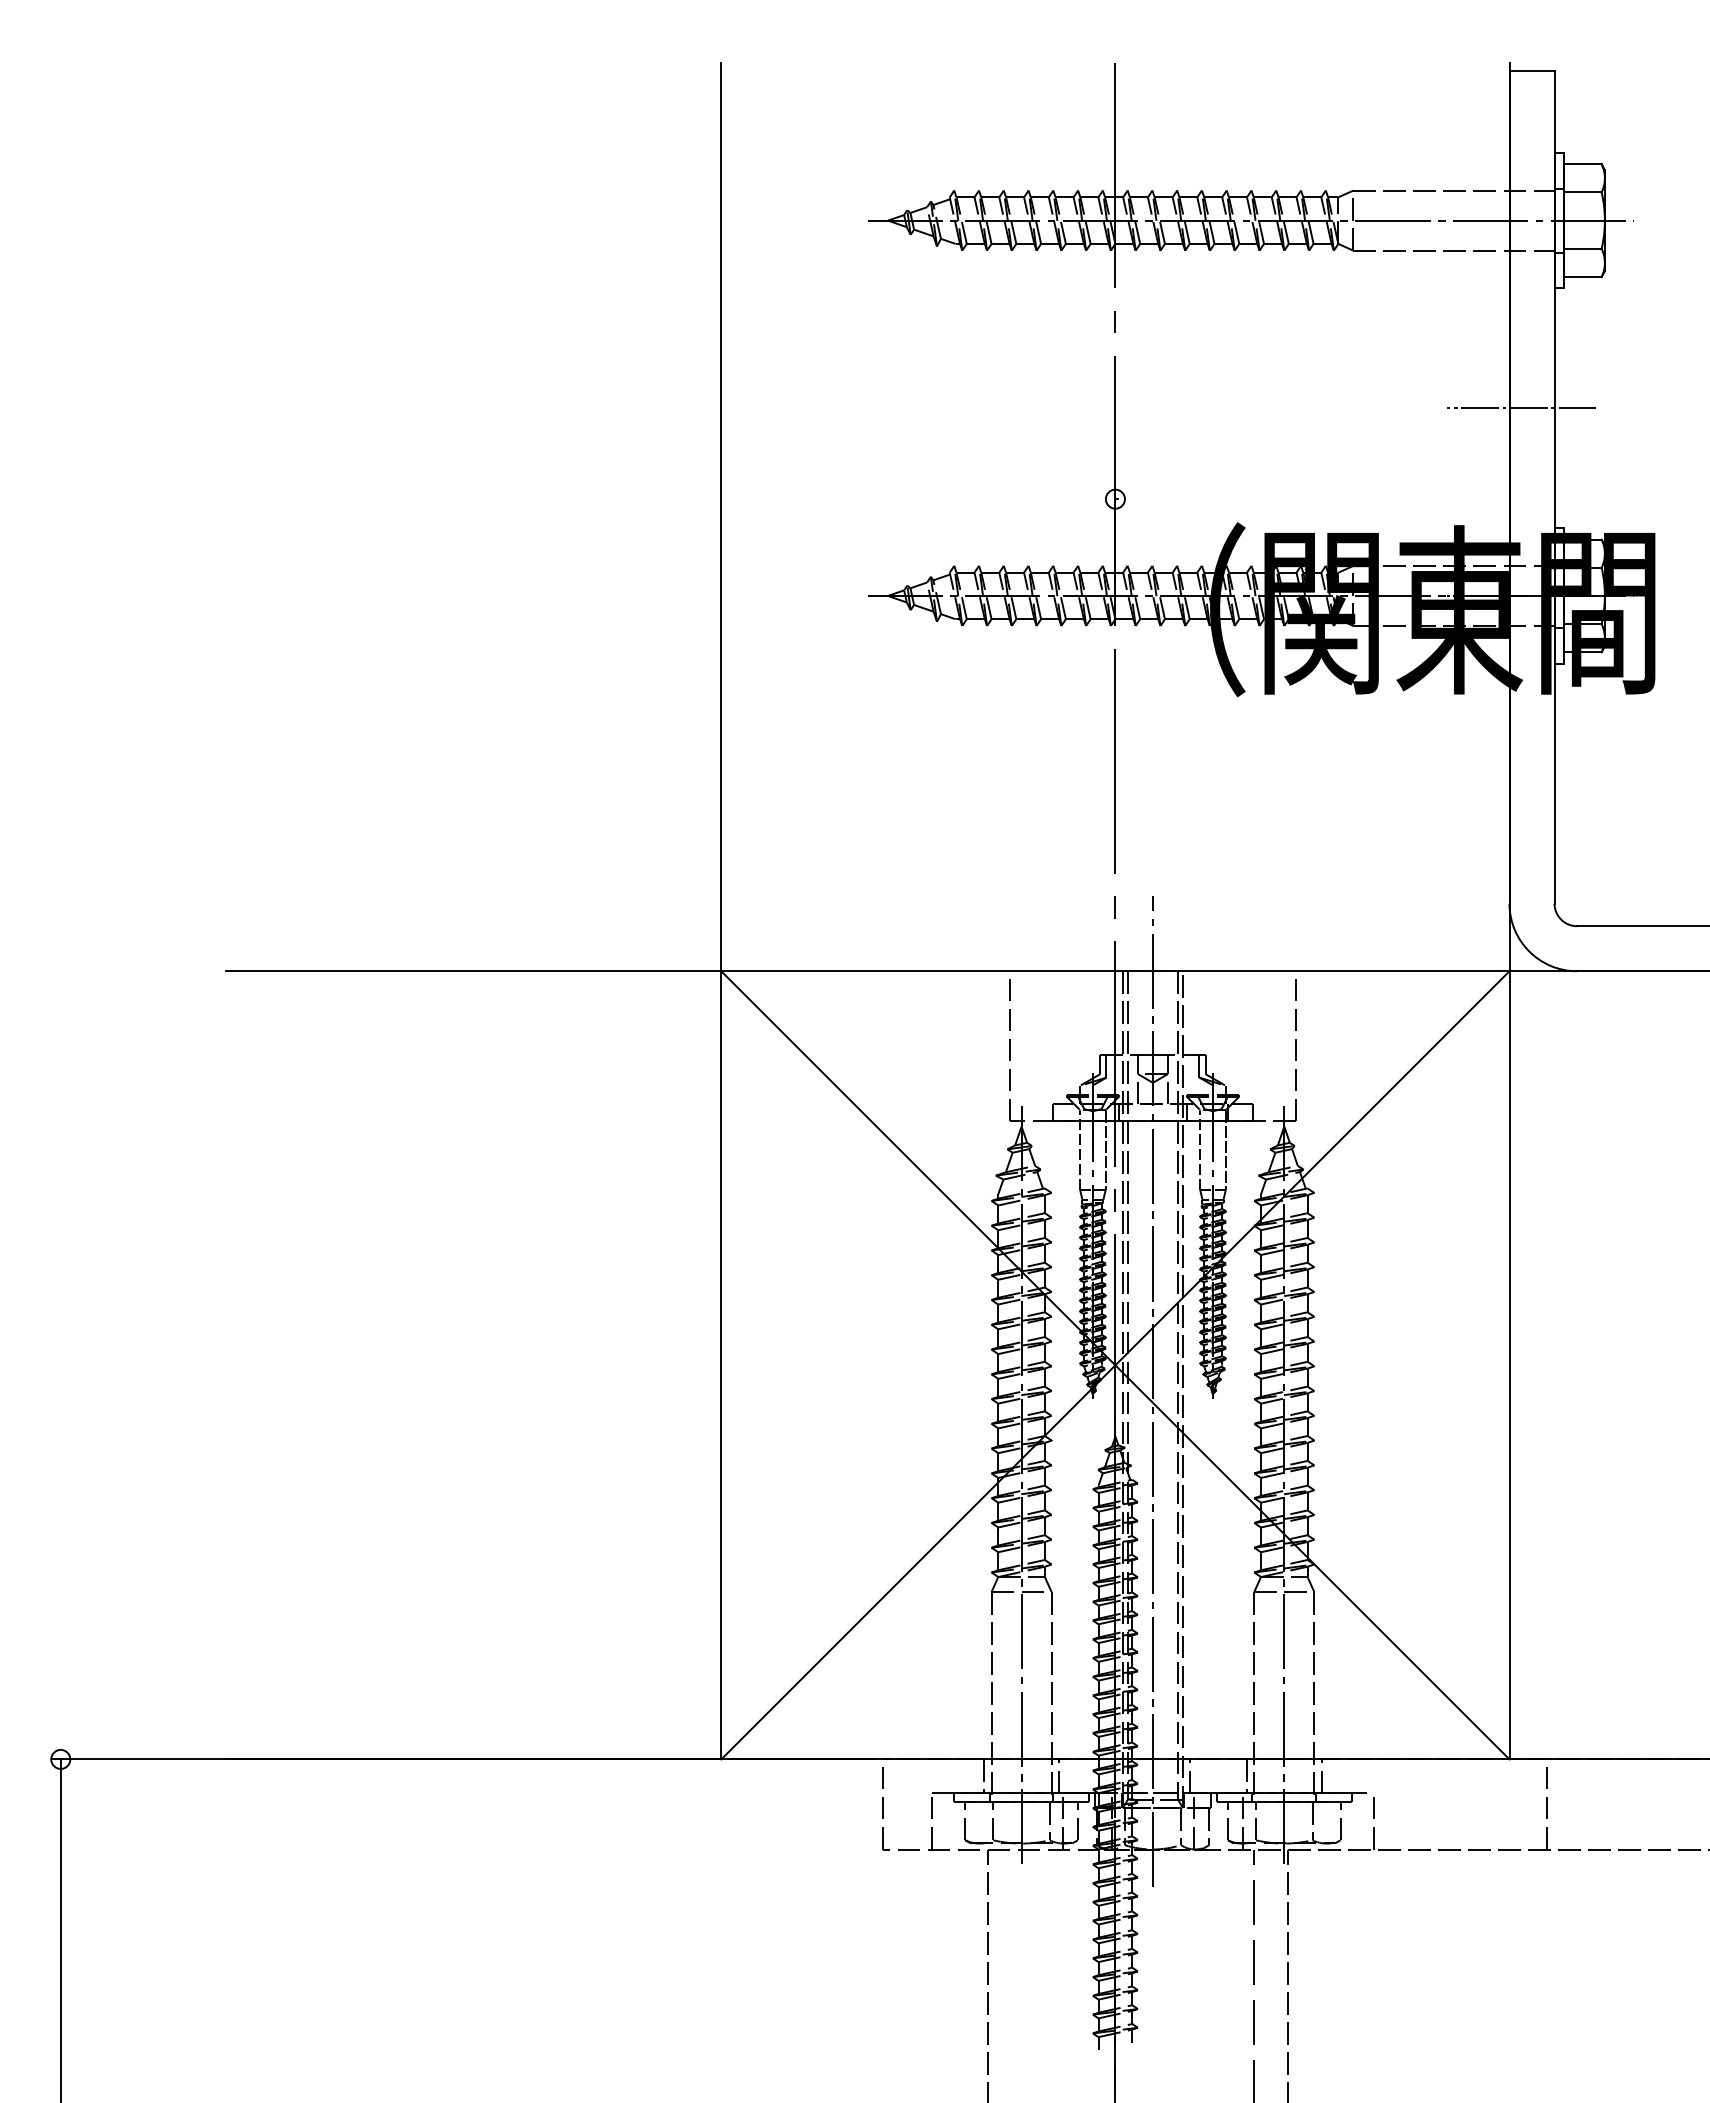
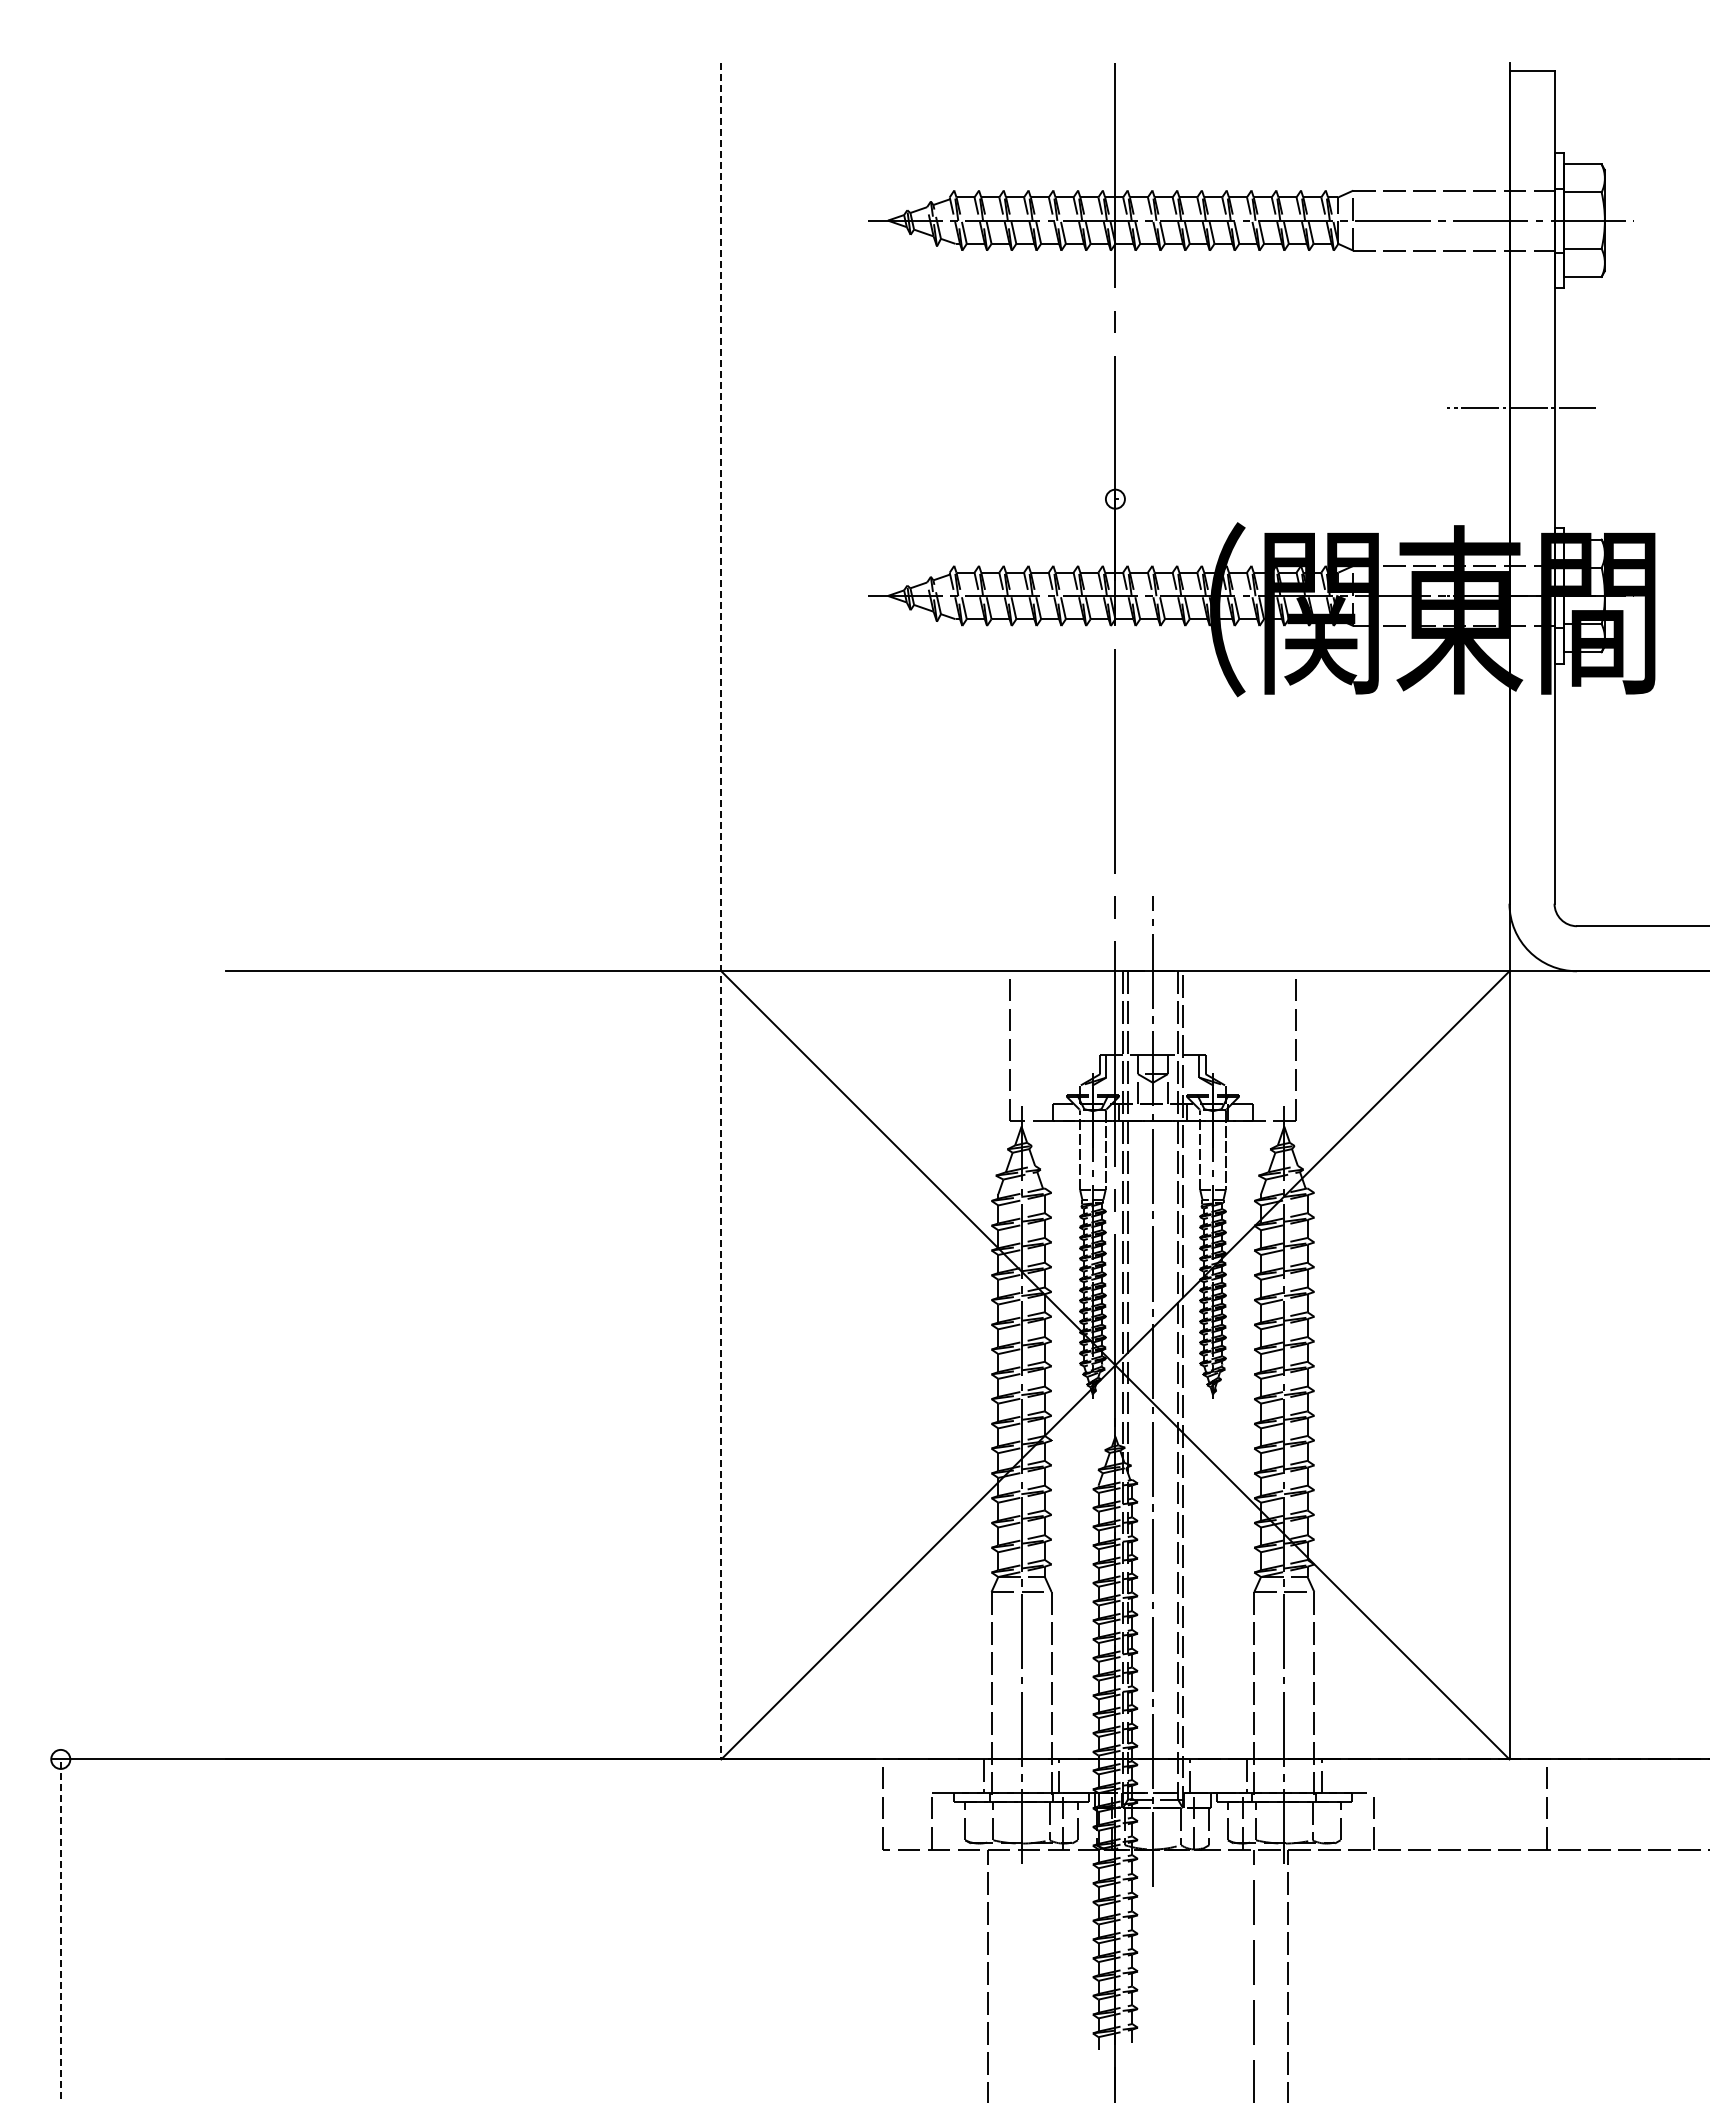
line: solid -> dashed (721, 911)
line: solid -> dashed (60, 1930)
